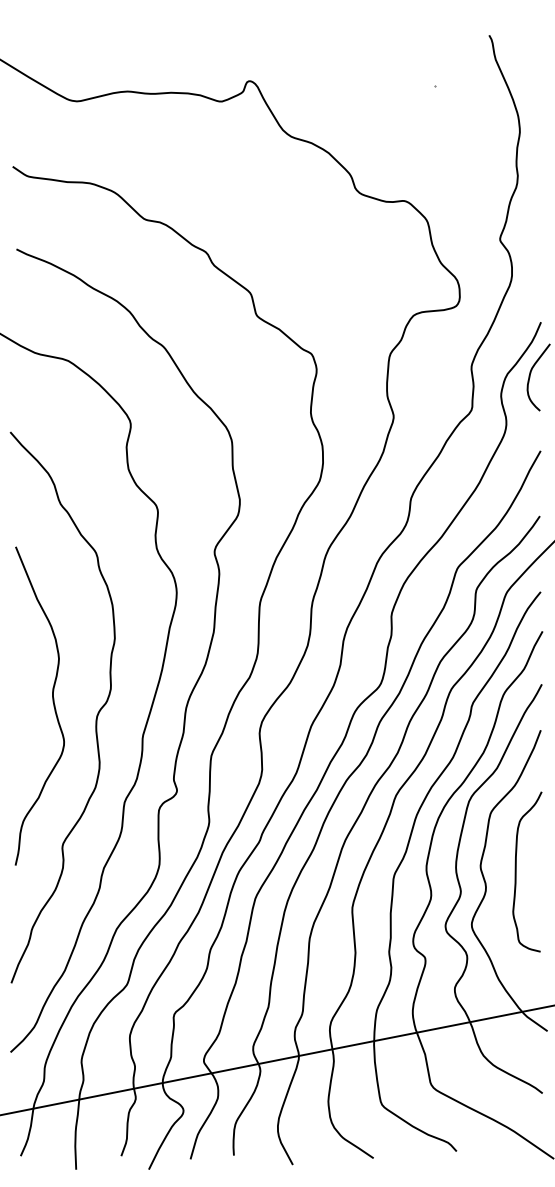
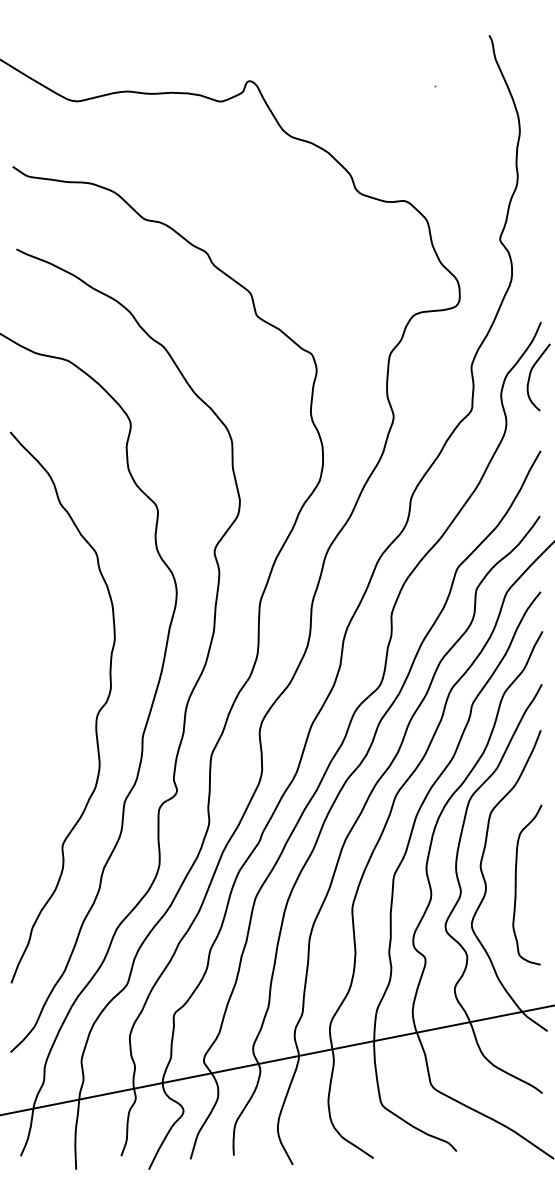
curve: present -> none (52, 702)
curve position: (516, 871) -> (516, 884) (516, 884)
